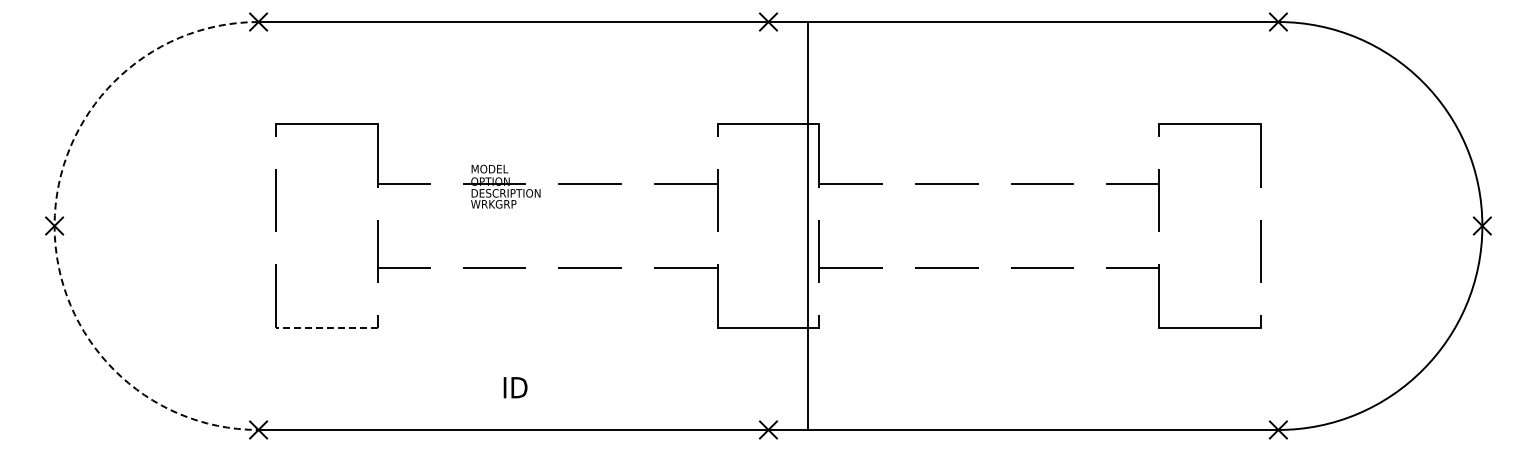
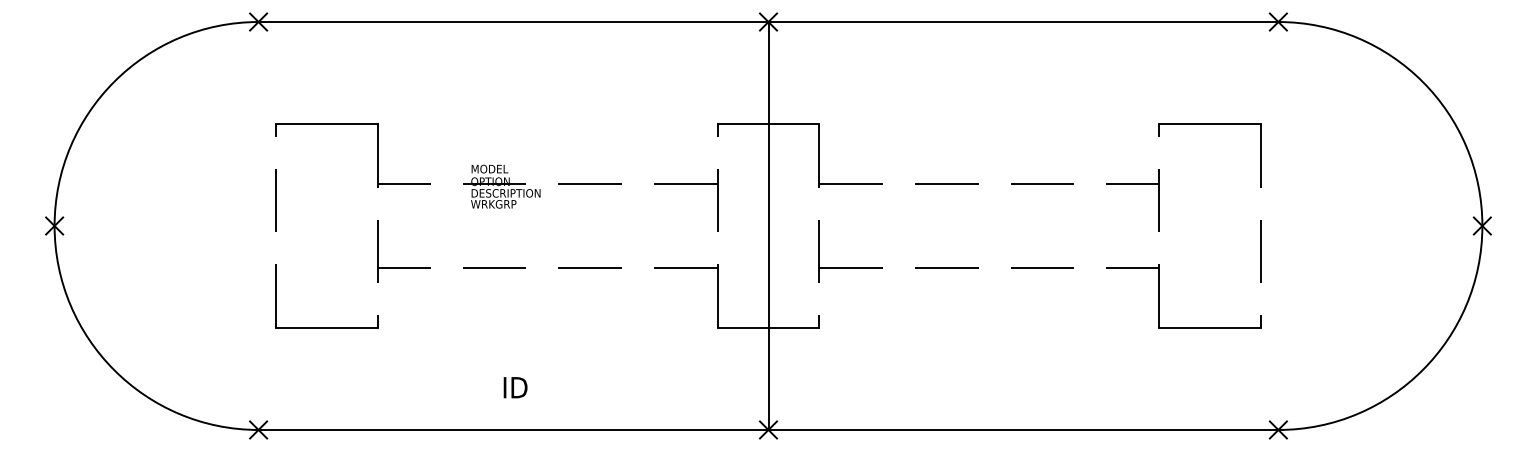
arc: dashed -> solid (54, 225)
line position: (807, 225) -> (768, 225) (768, 225)
line: dashed -> solid (326, 327)
